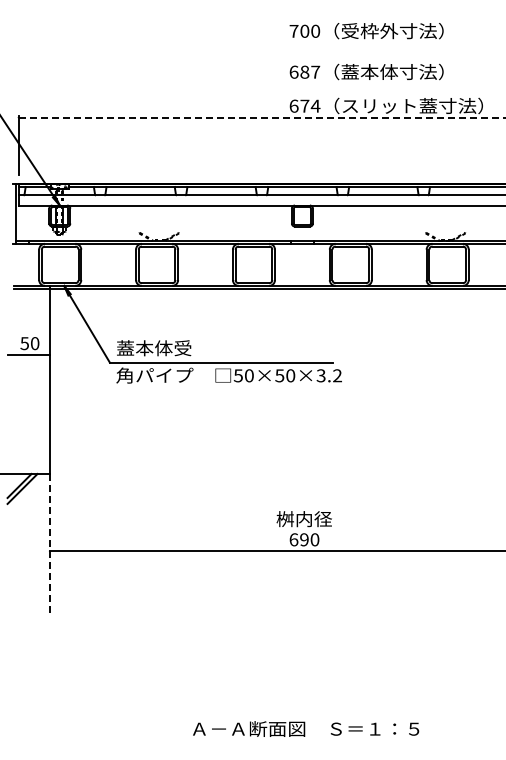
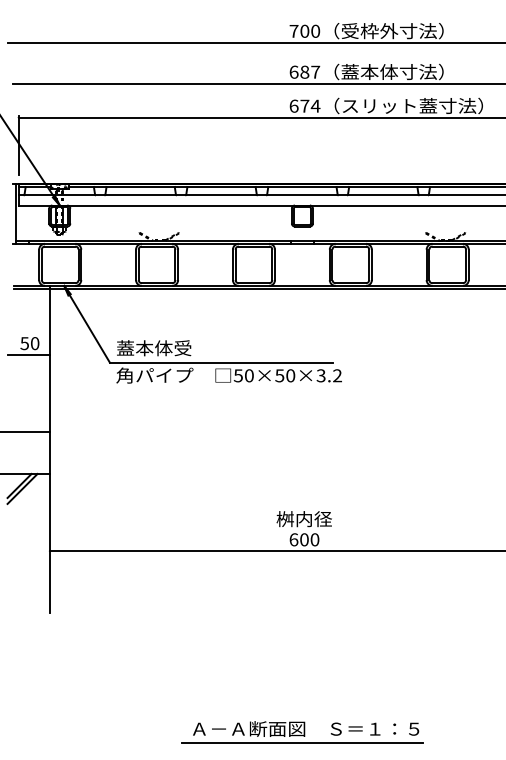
line: none -> present (254, 42)
line: none -> present (257, 83)
line: dashed -> solid (262, 117)
line: none -> present (25, 431)
text: 690 -> 600 (304, 539)
line: dashed -> solid (49, 543)
line: none -> present (302, 742)
